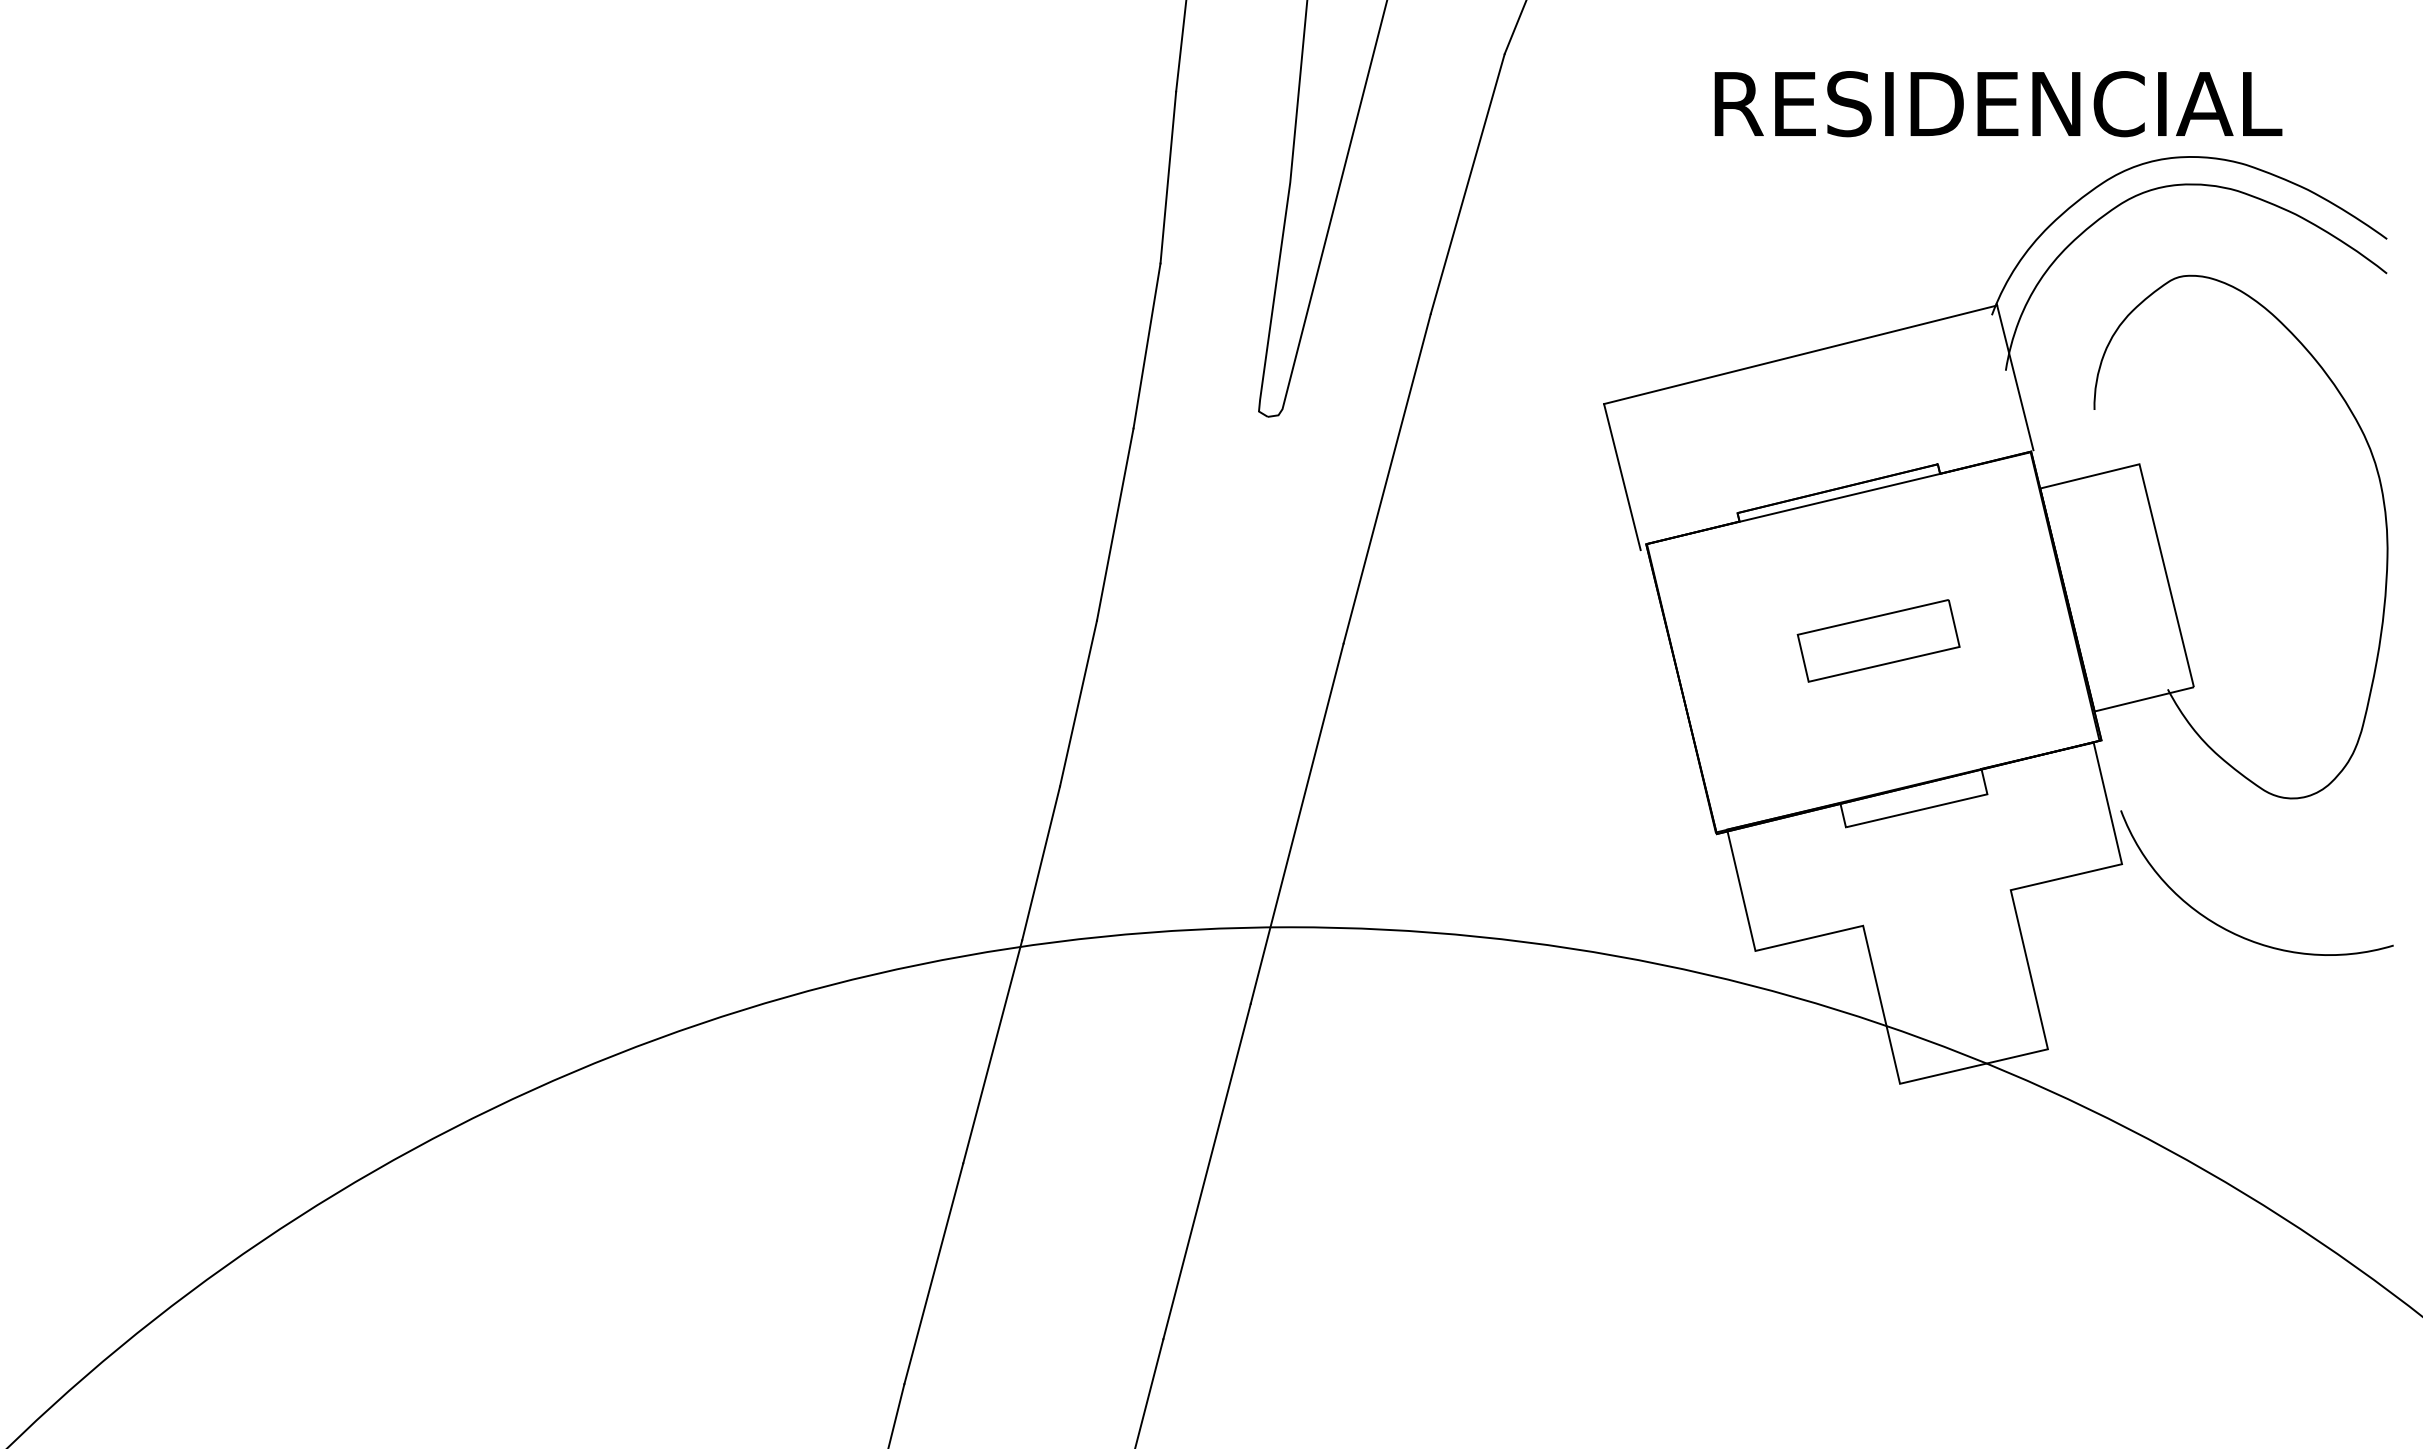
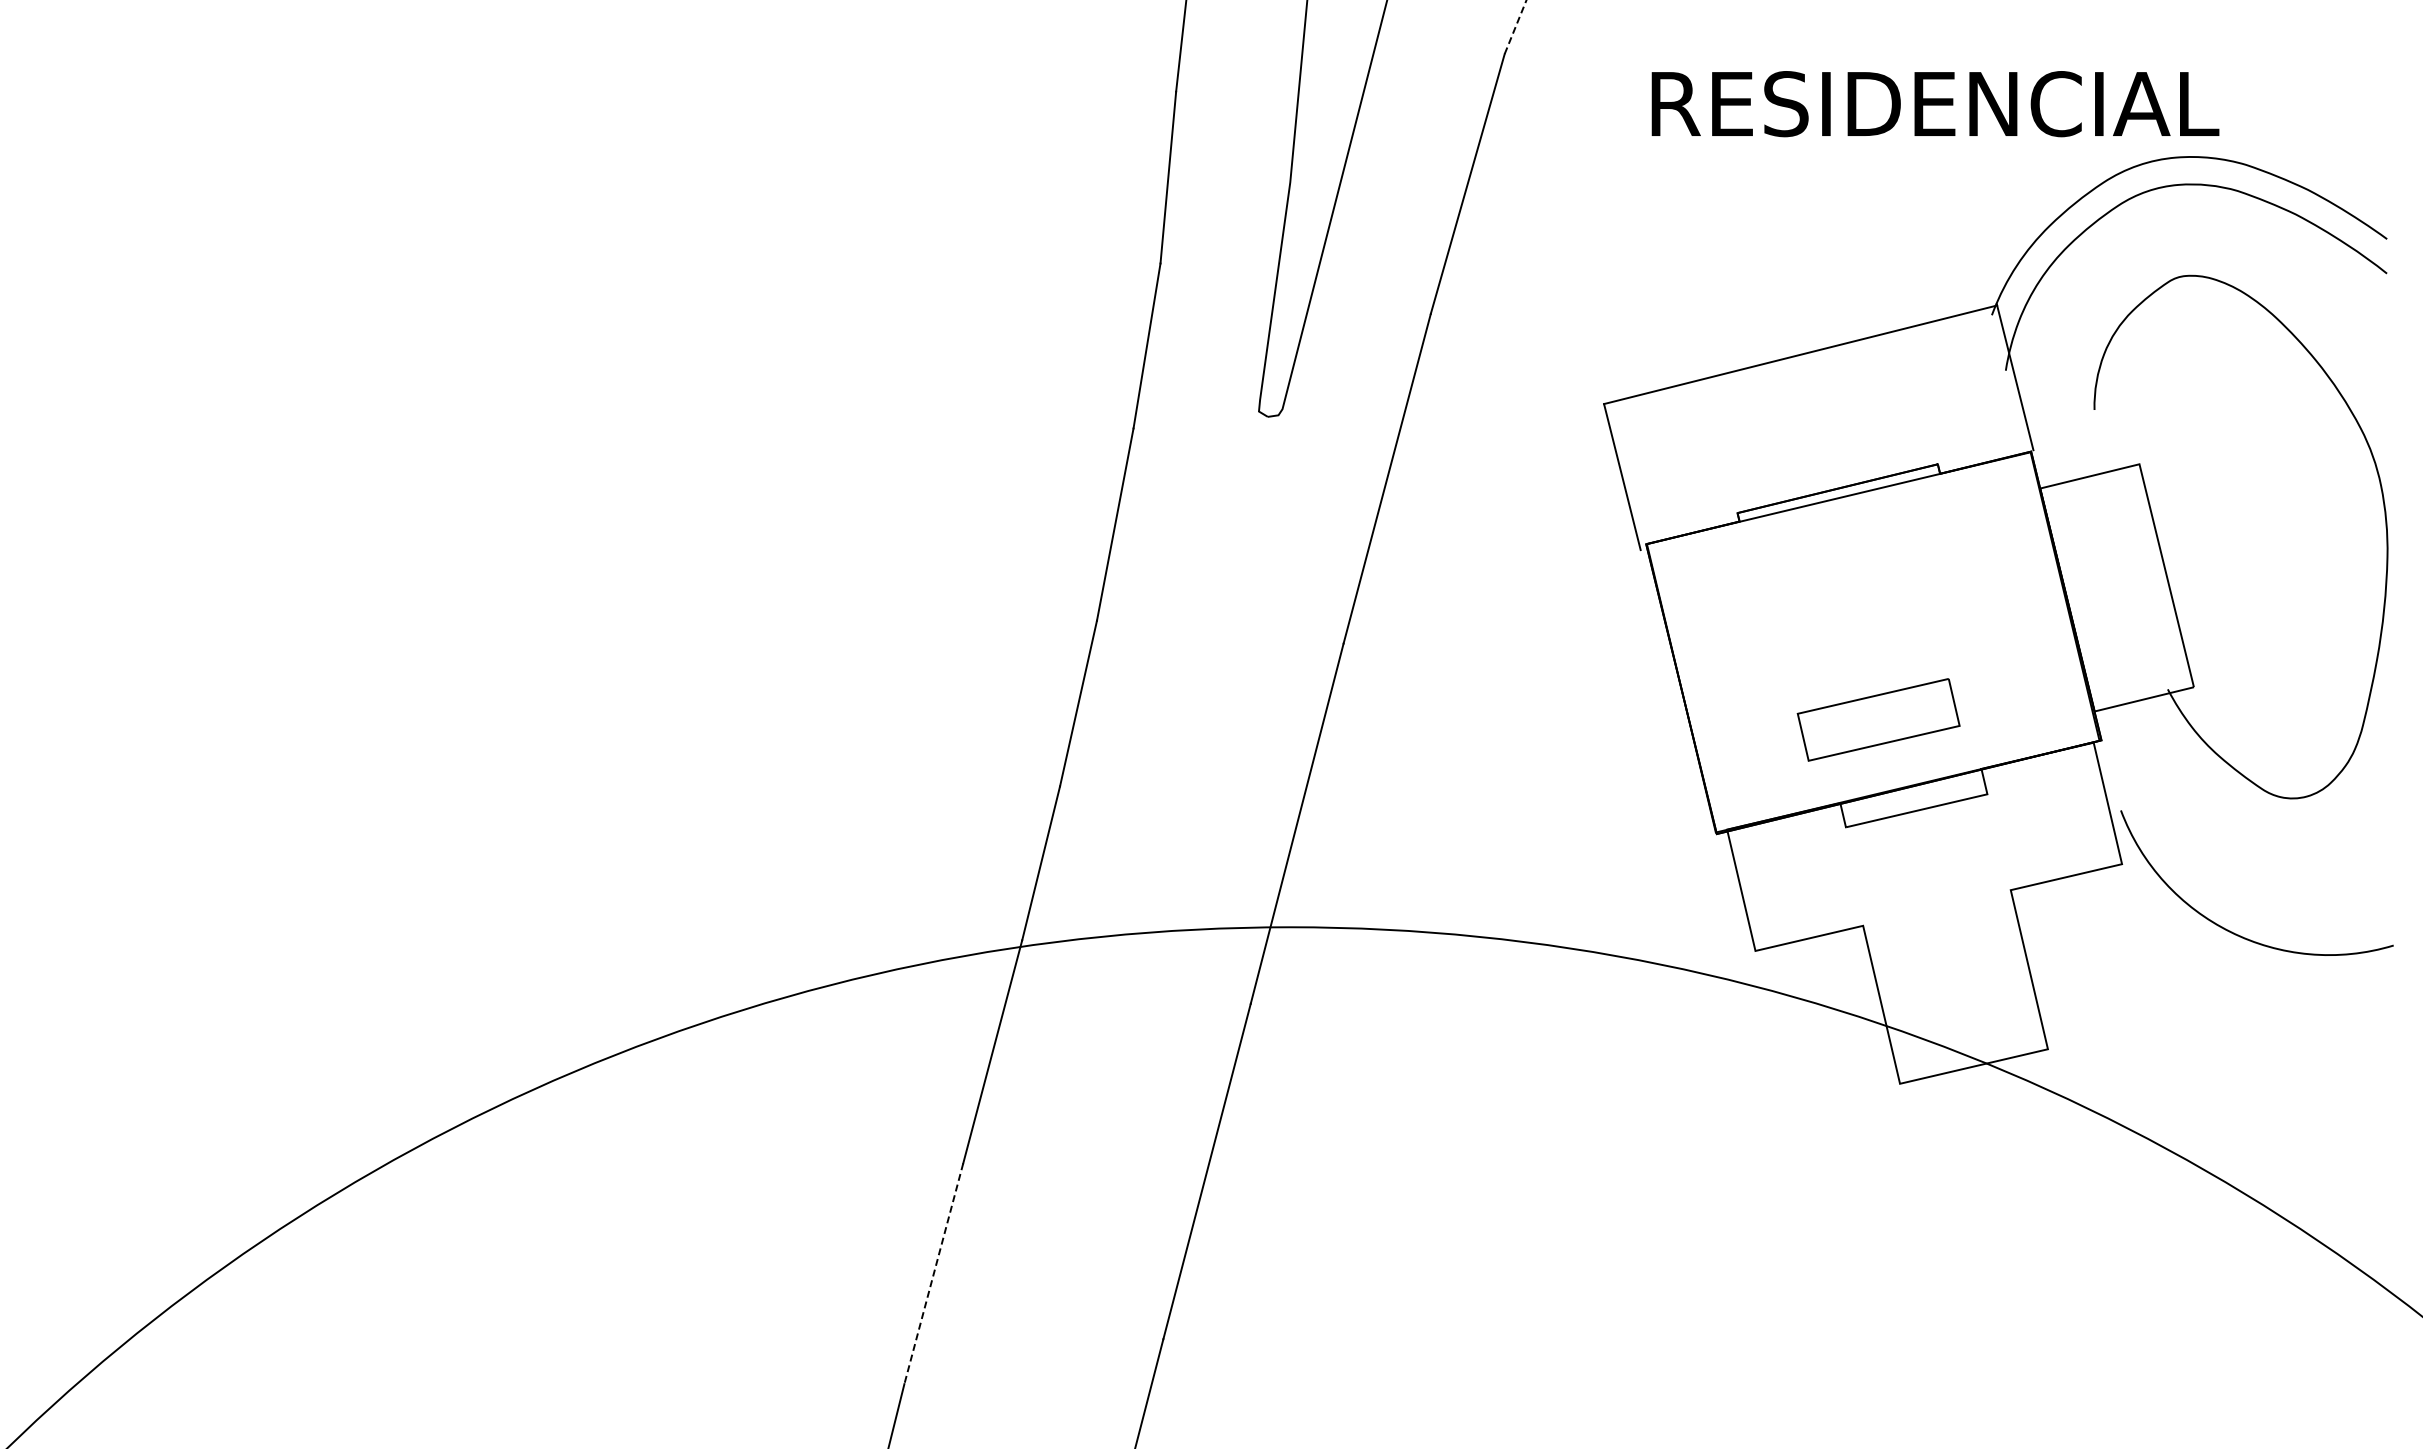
line: solid -> dashed (1515, 27)
text position: (1998, 104) -> (1935, 104) (1935, 104)
part position: (1878, 640) -> (1878, 719) (1878, 719)
line: solid -> dashed (933, 1274)
